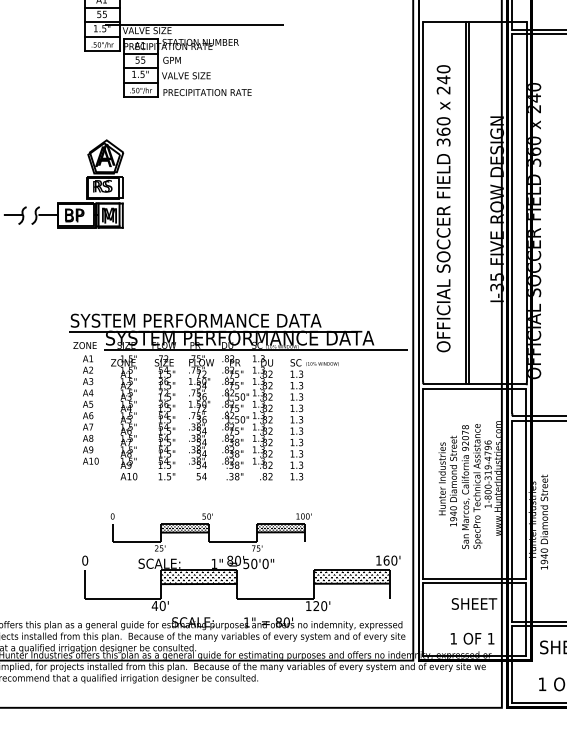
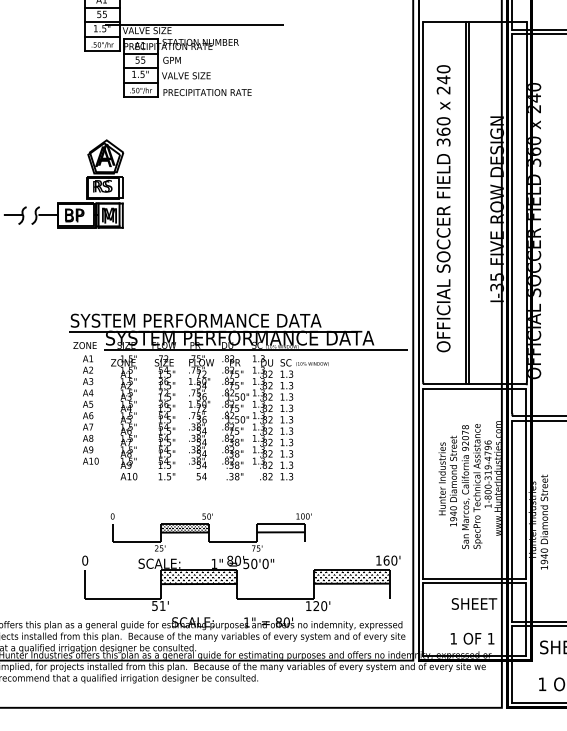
text position: (314, 419) -> (304, 419) (304, 419)
hatch: present -> none (280, 528)
text: 40' -> 51' (158, 605)
